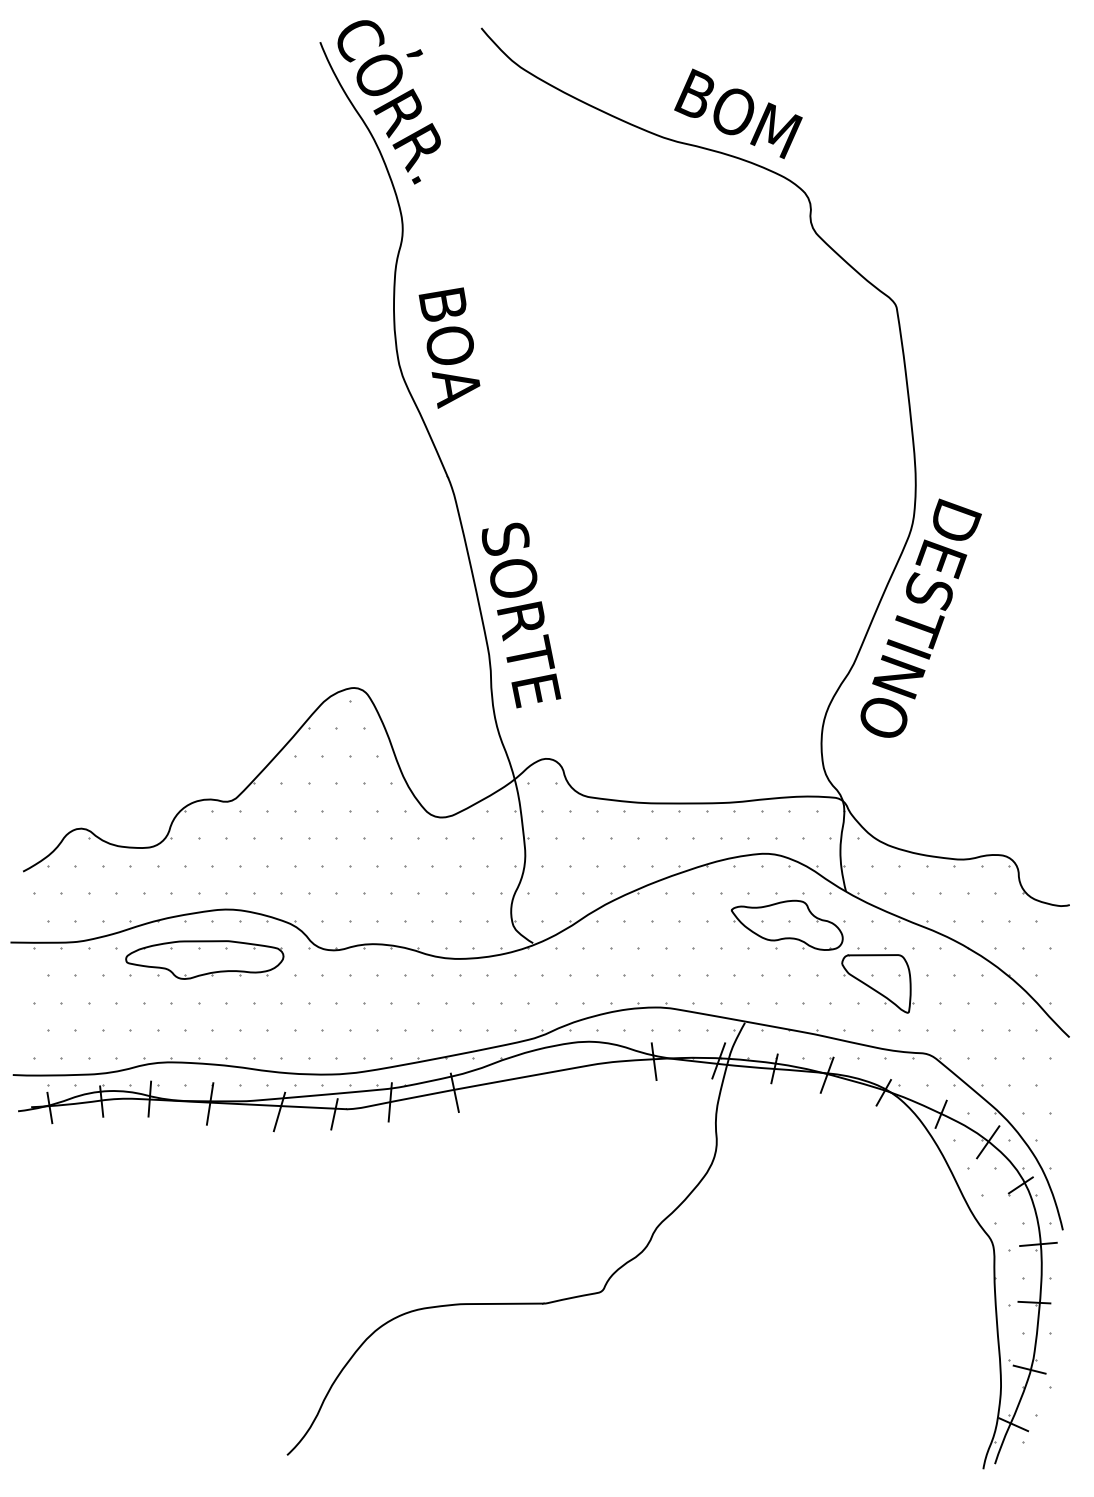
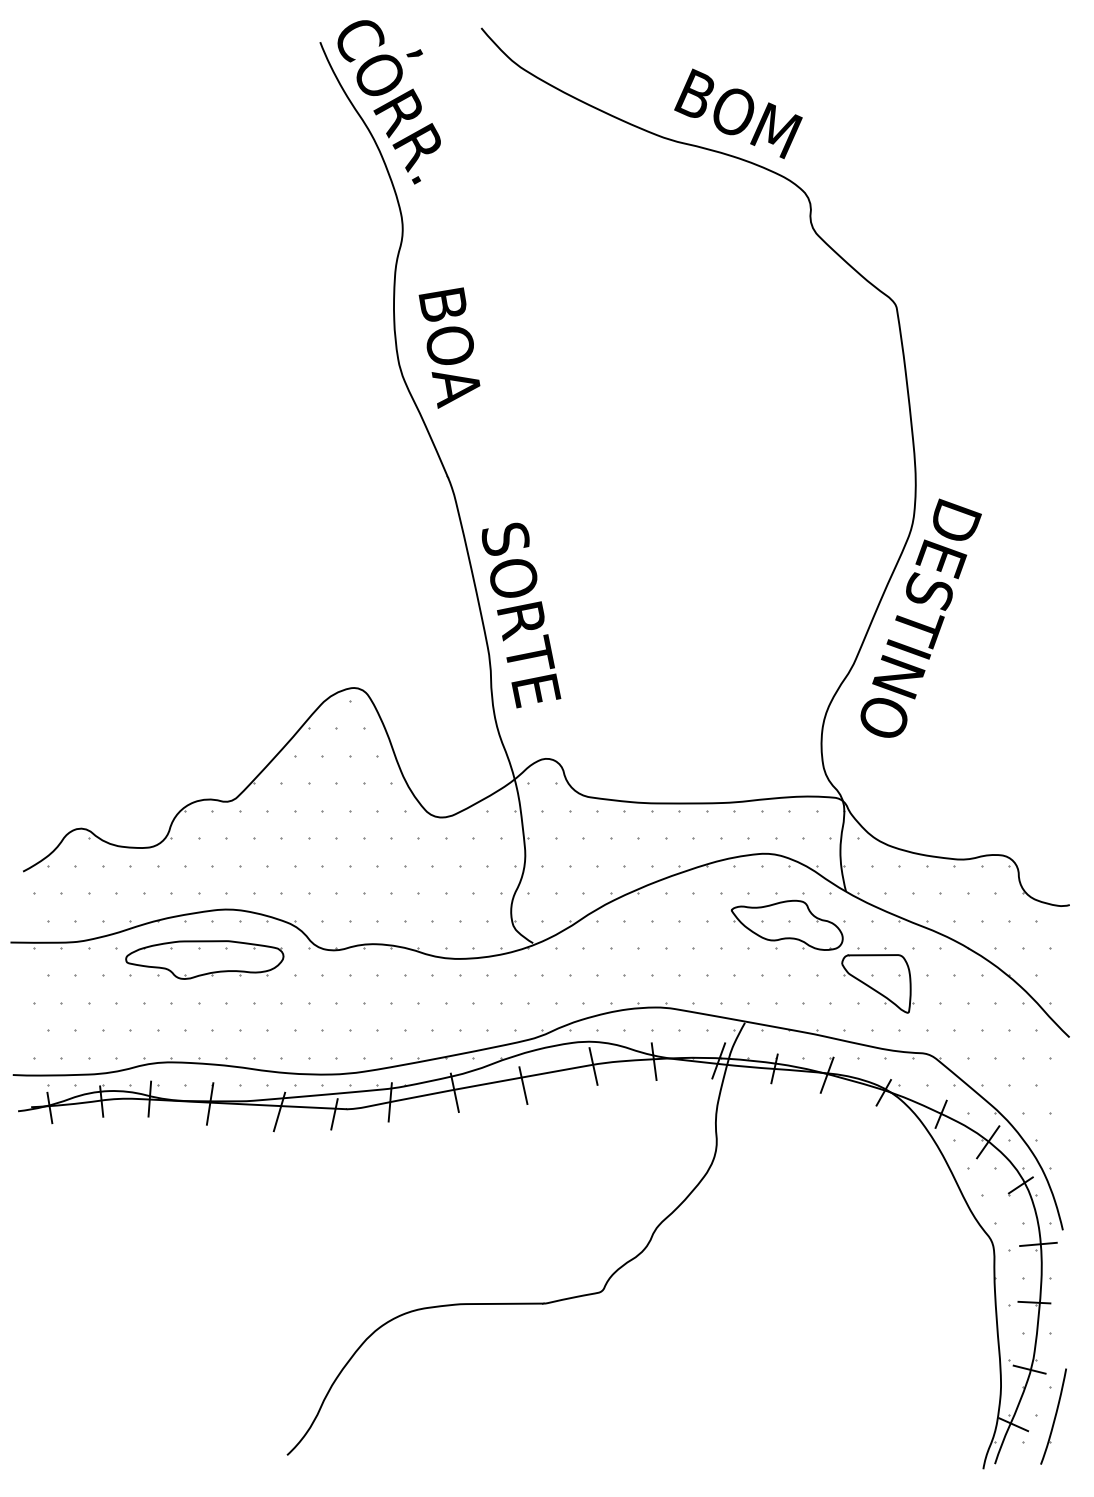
line: none -> present (593, 1066)
line: none -> present (523, 1085)
part: none -> present (1053, 1416)
